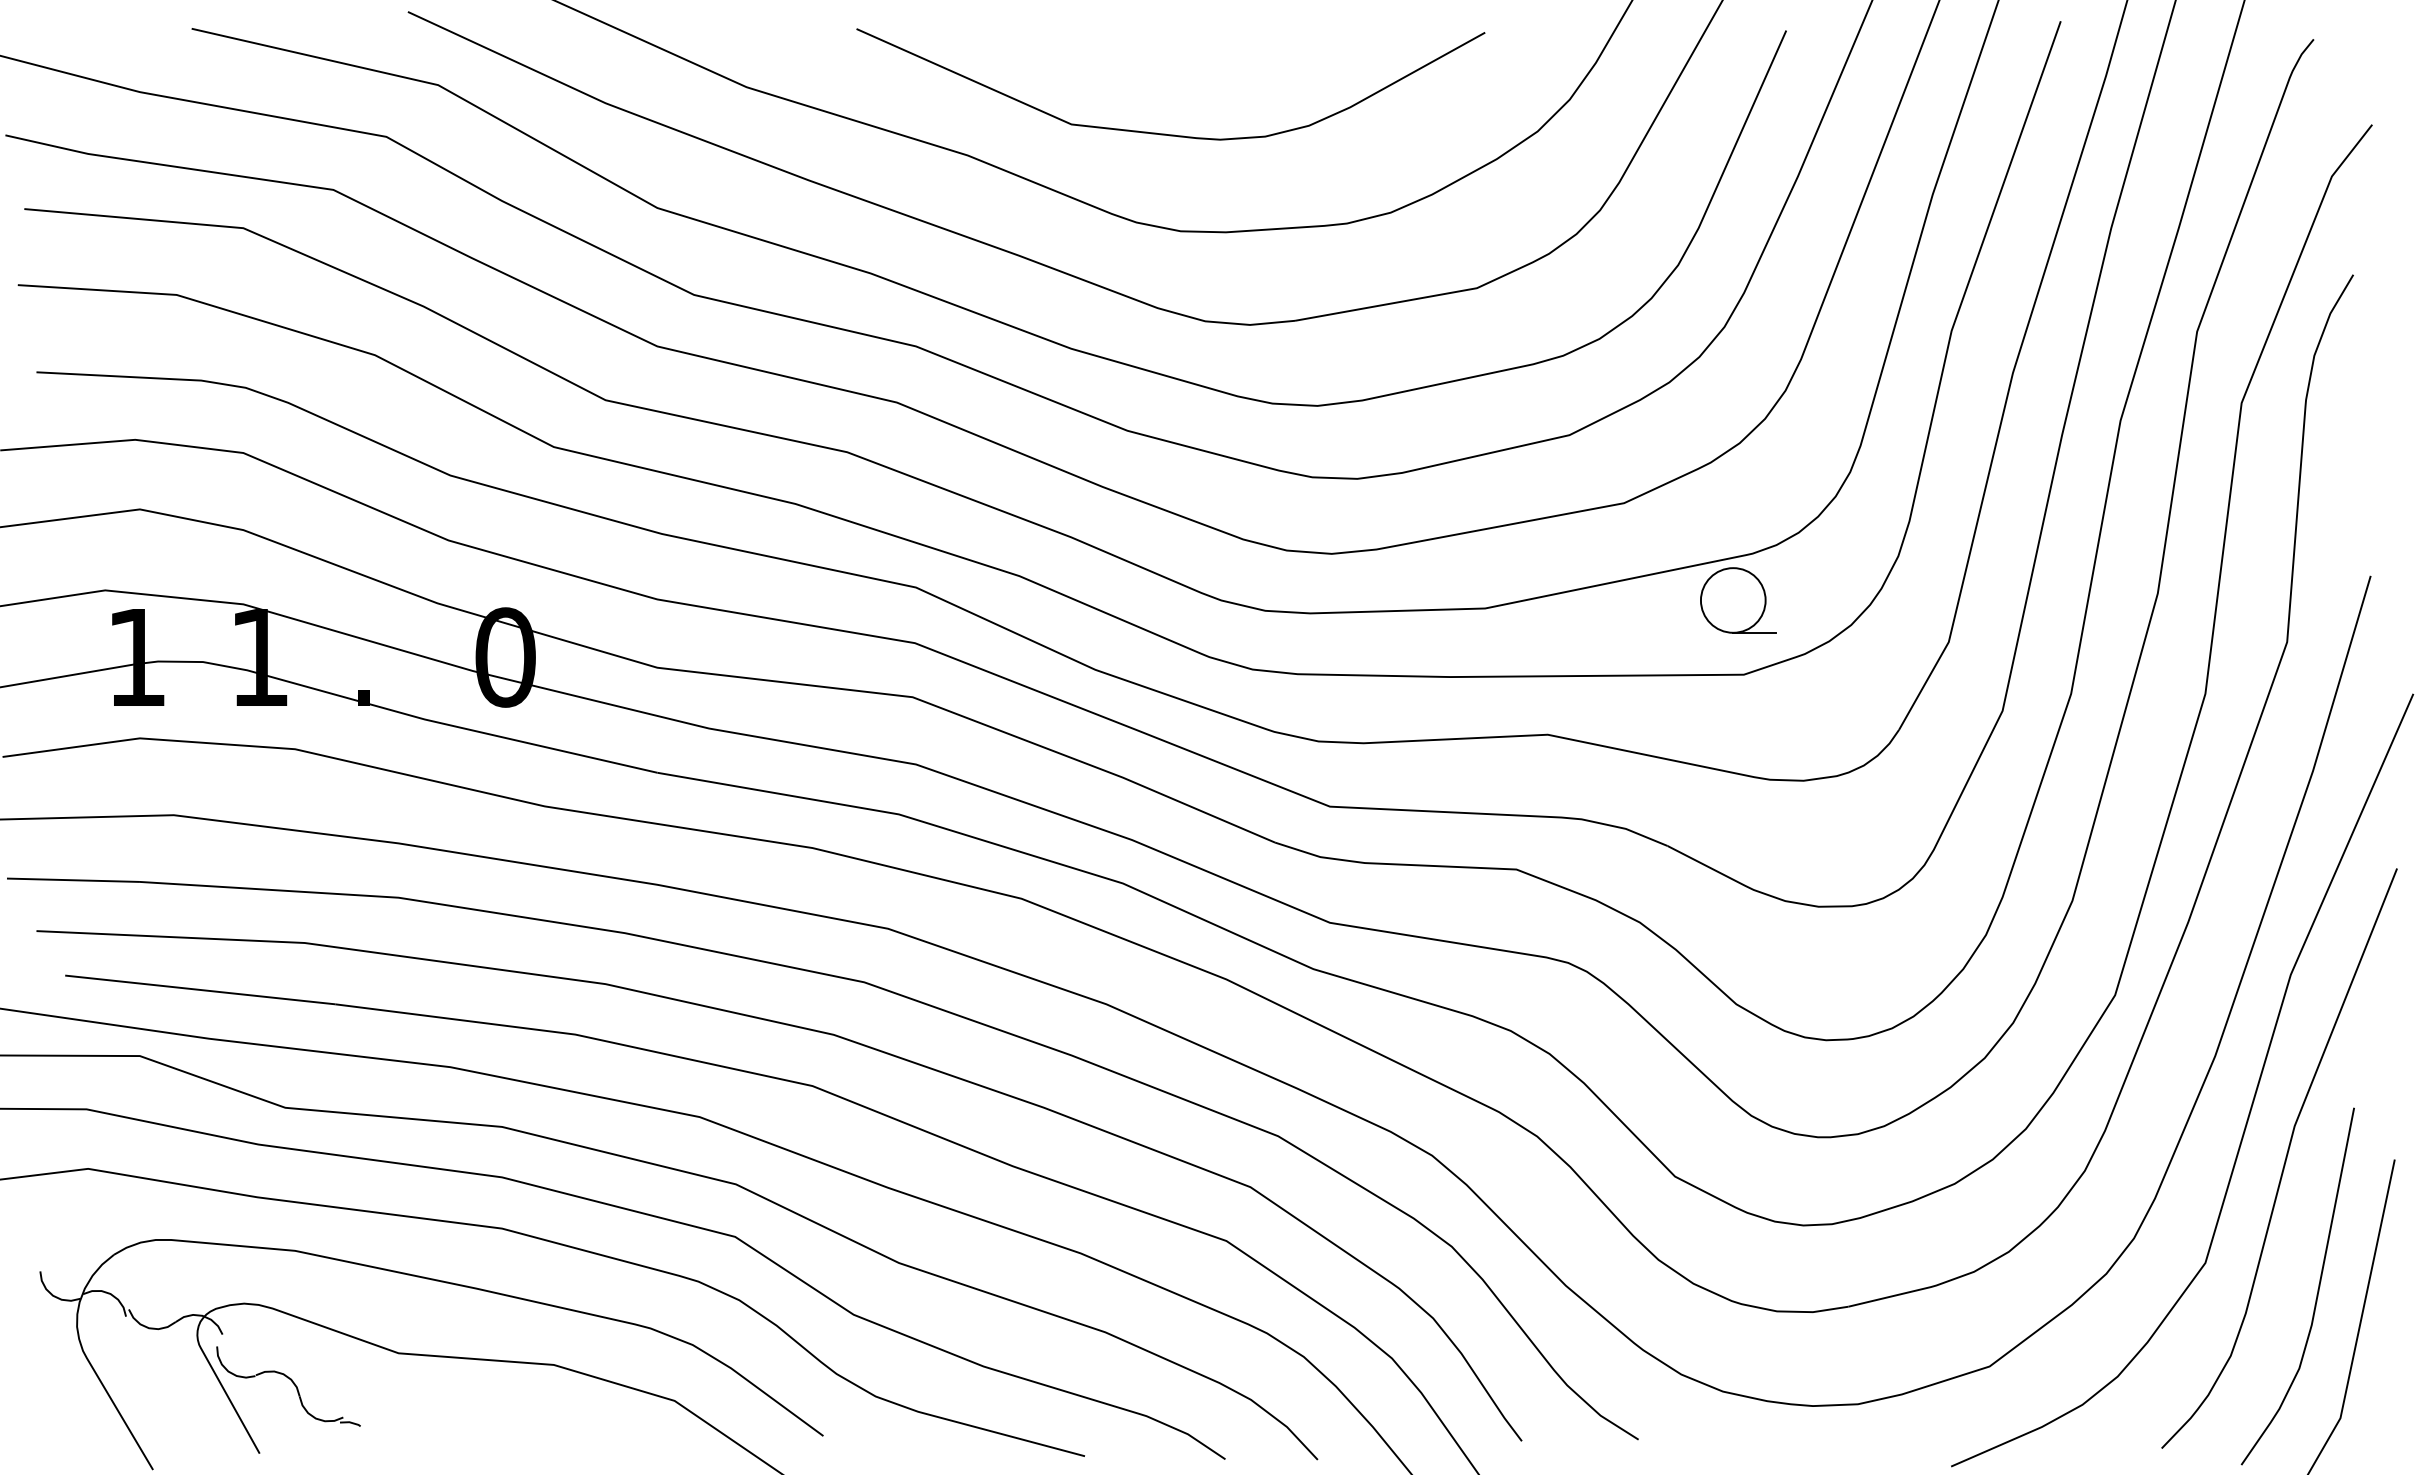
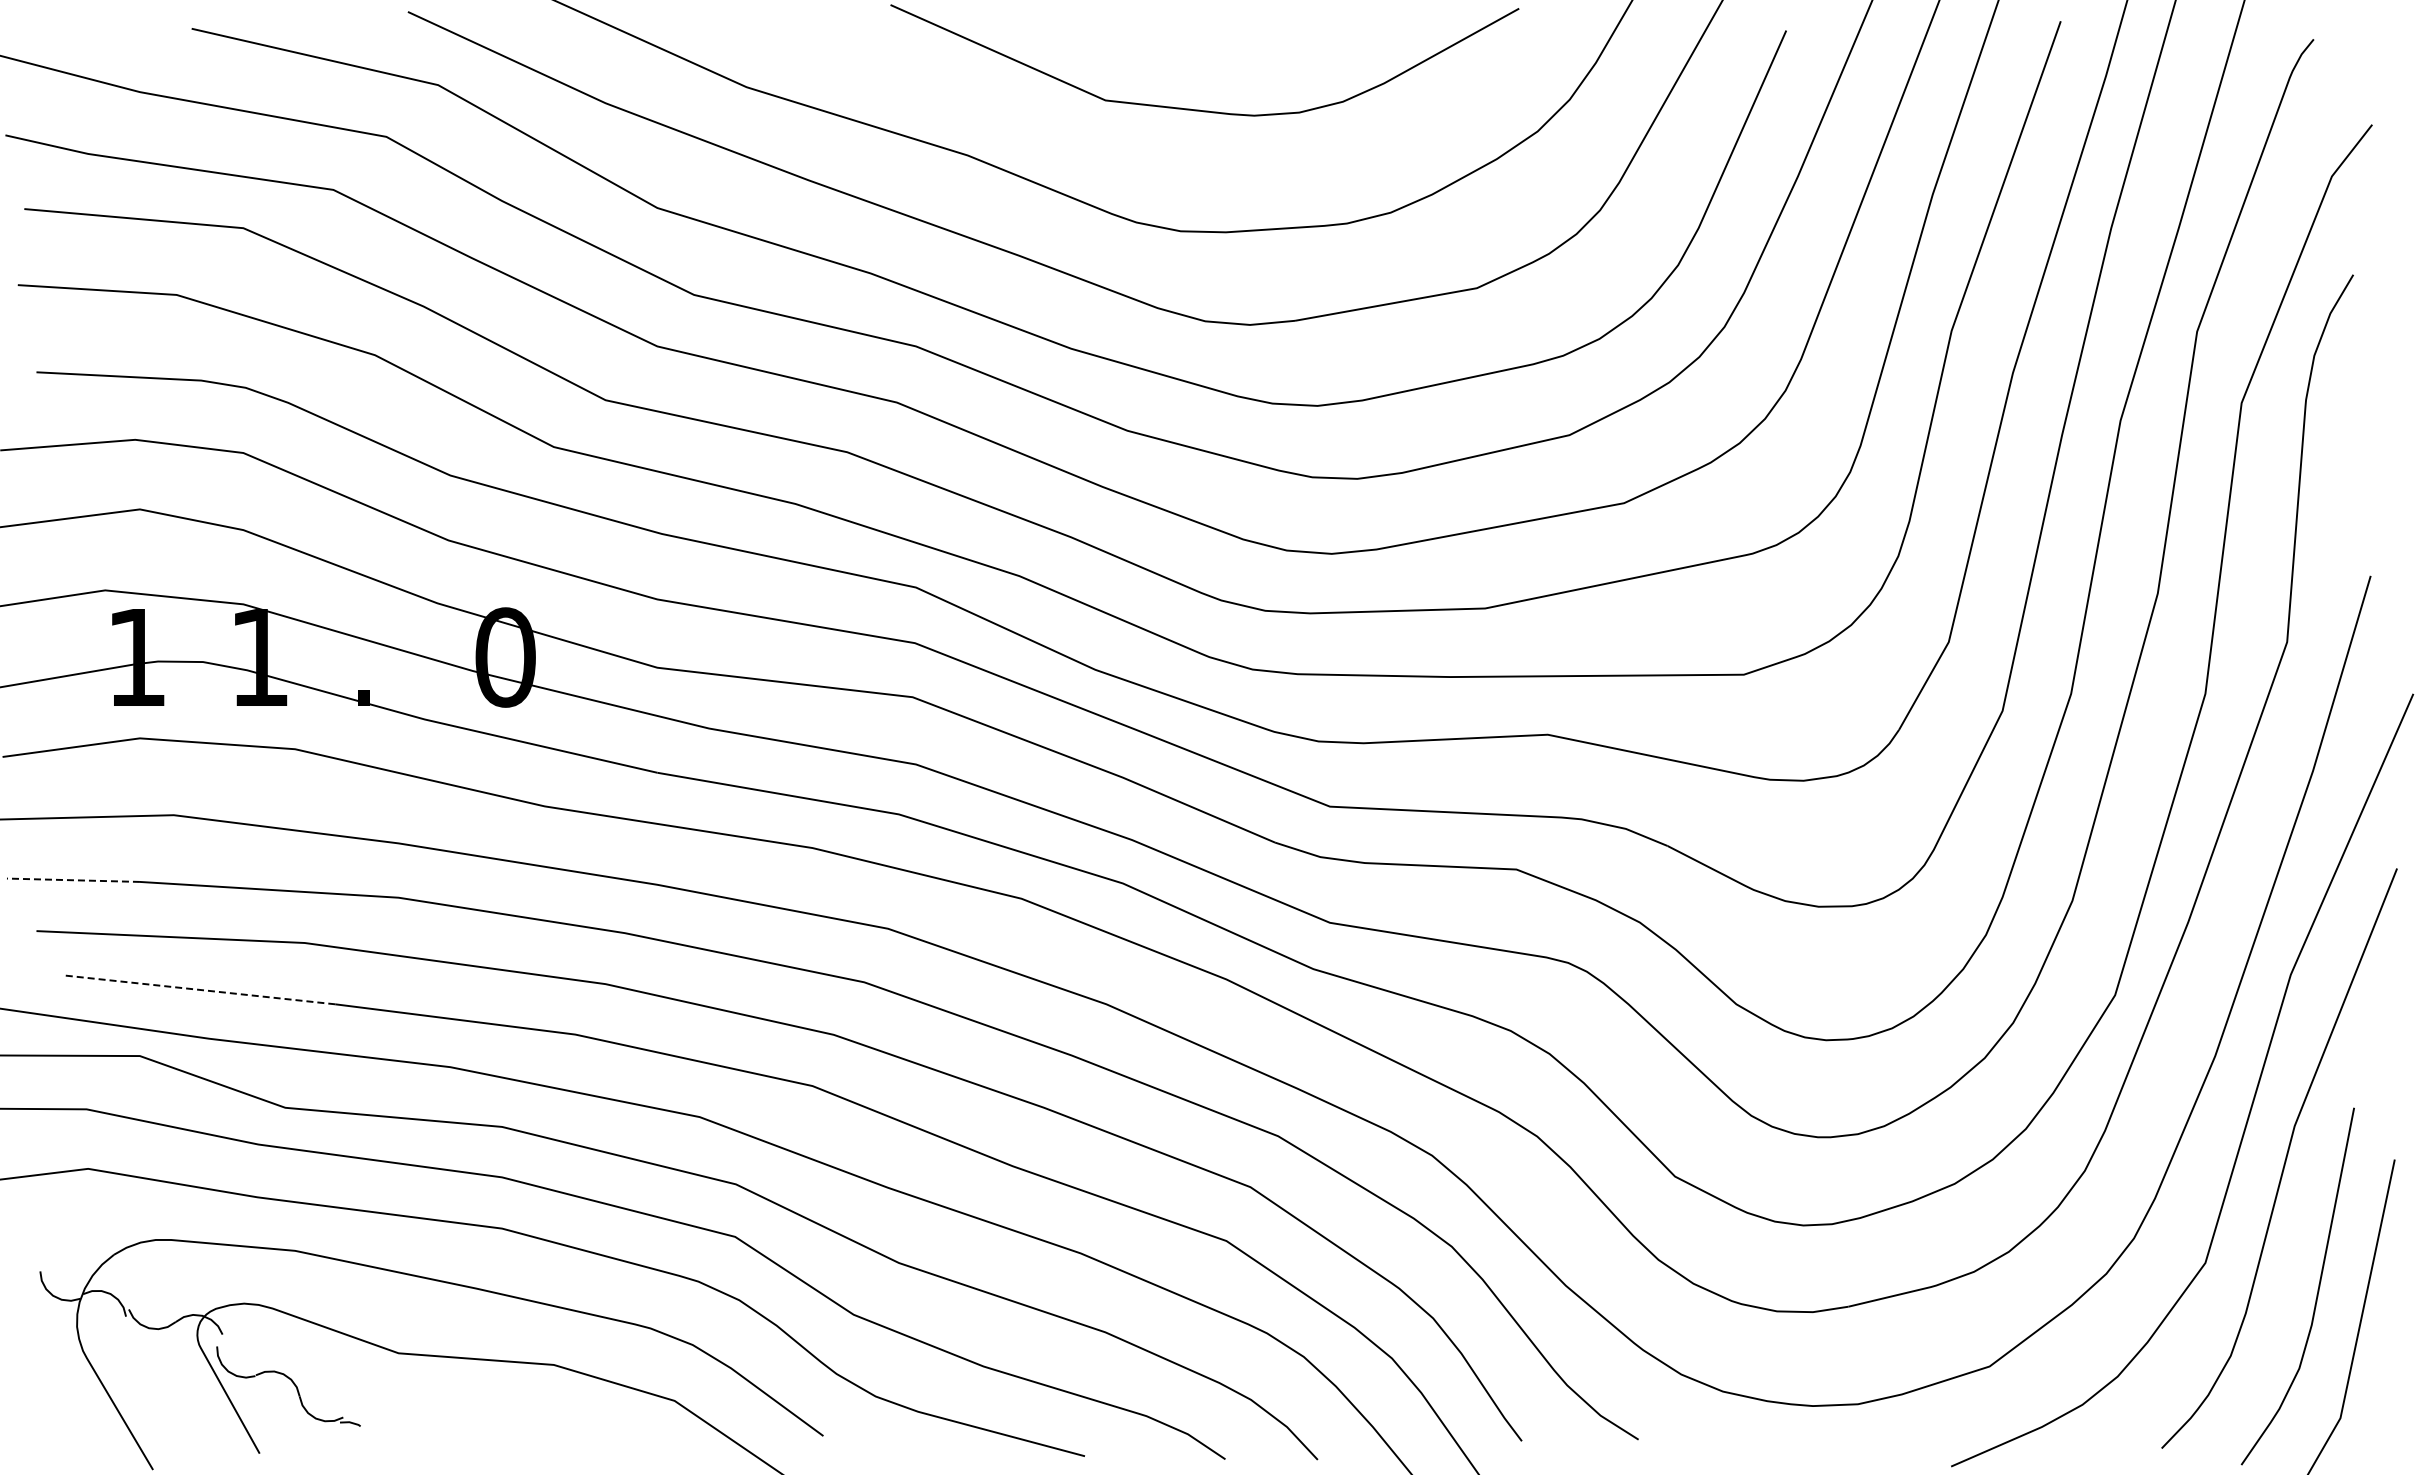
curve position: (1165, 133) -> (1199, 109) (1199, 109)
part: present -> none (1738, 600)
line: solid -> dashed (73, 880)
line: solid -> dashed (200, 989)
